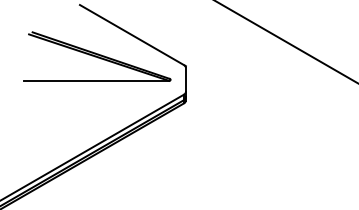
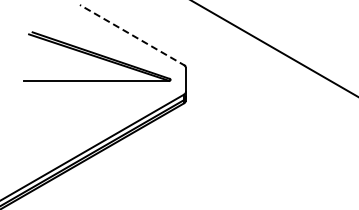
line: solid -> dashed (132, 35)
line position: (286, 42) -> (274, 48) (274, 48)
